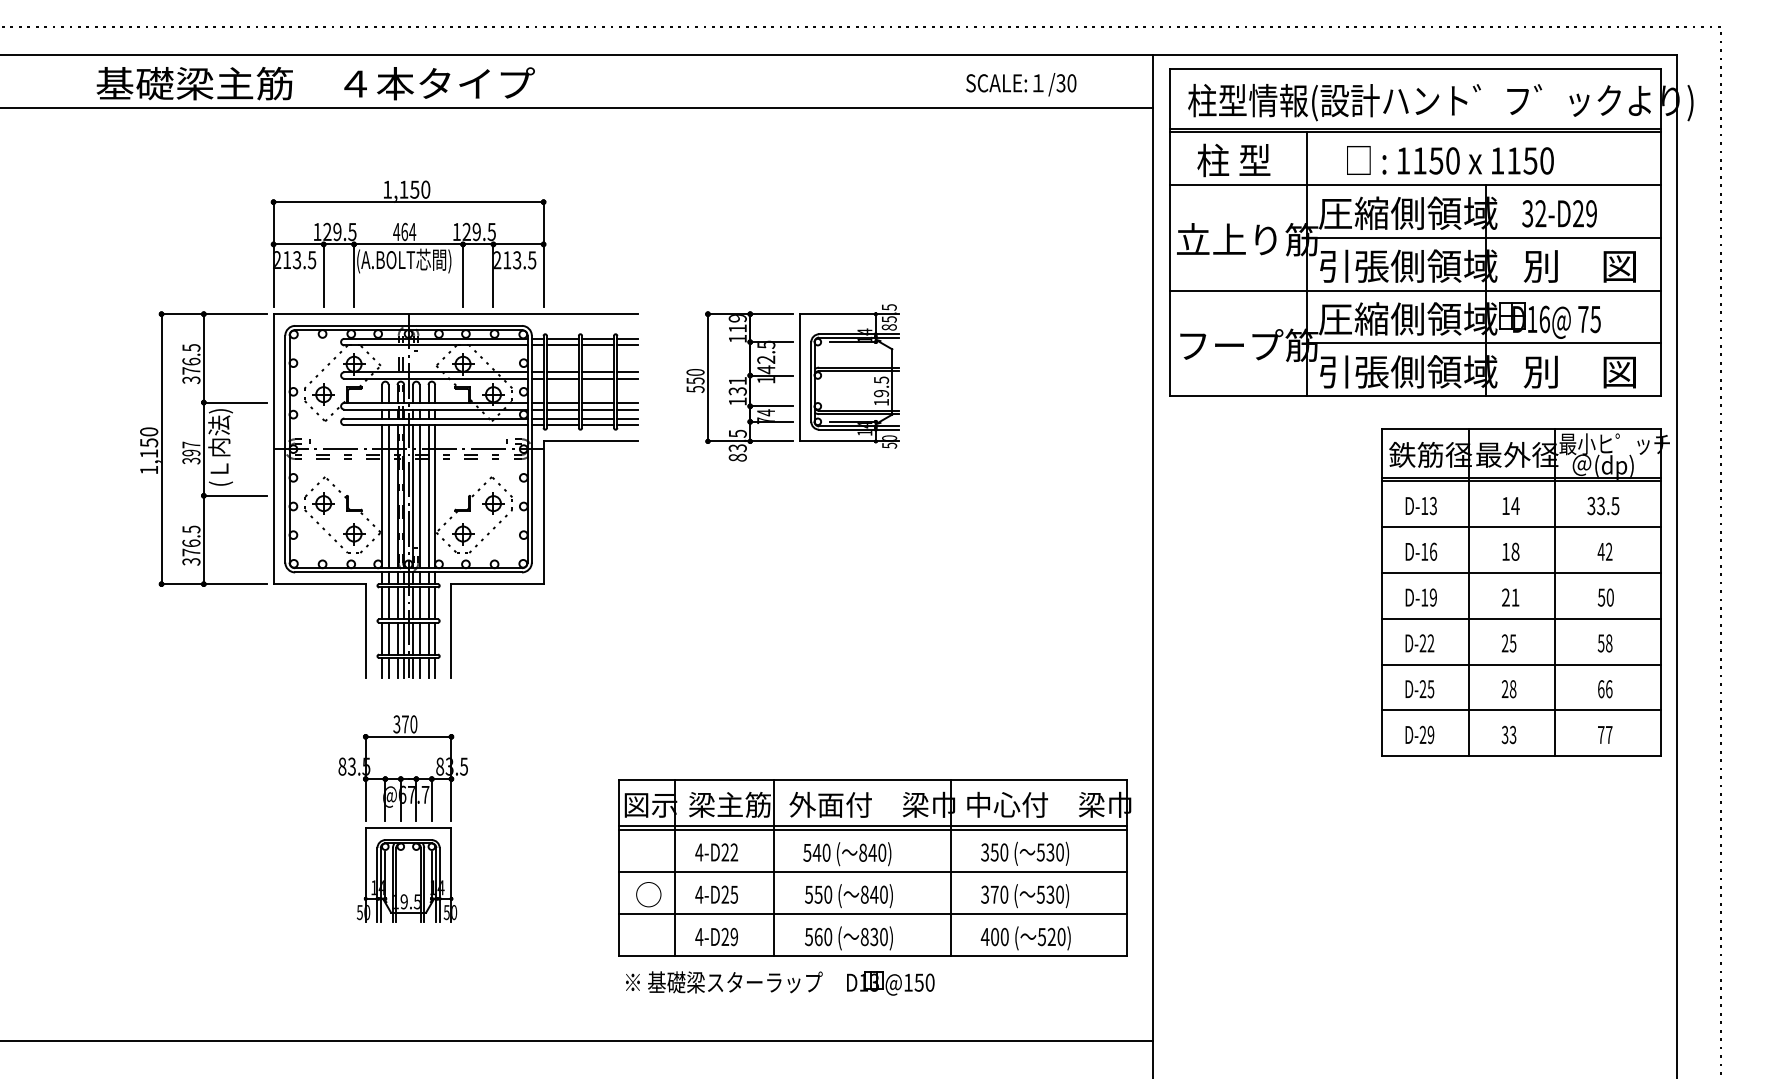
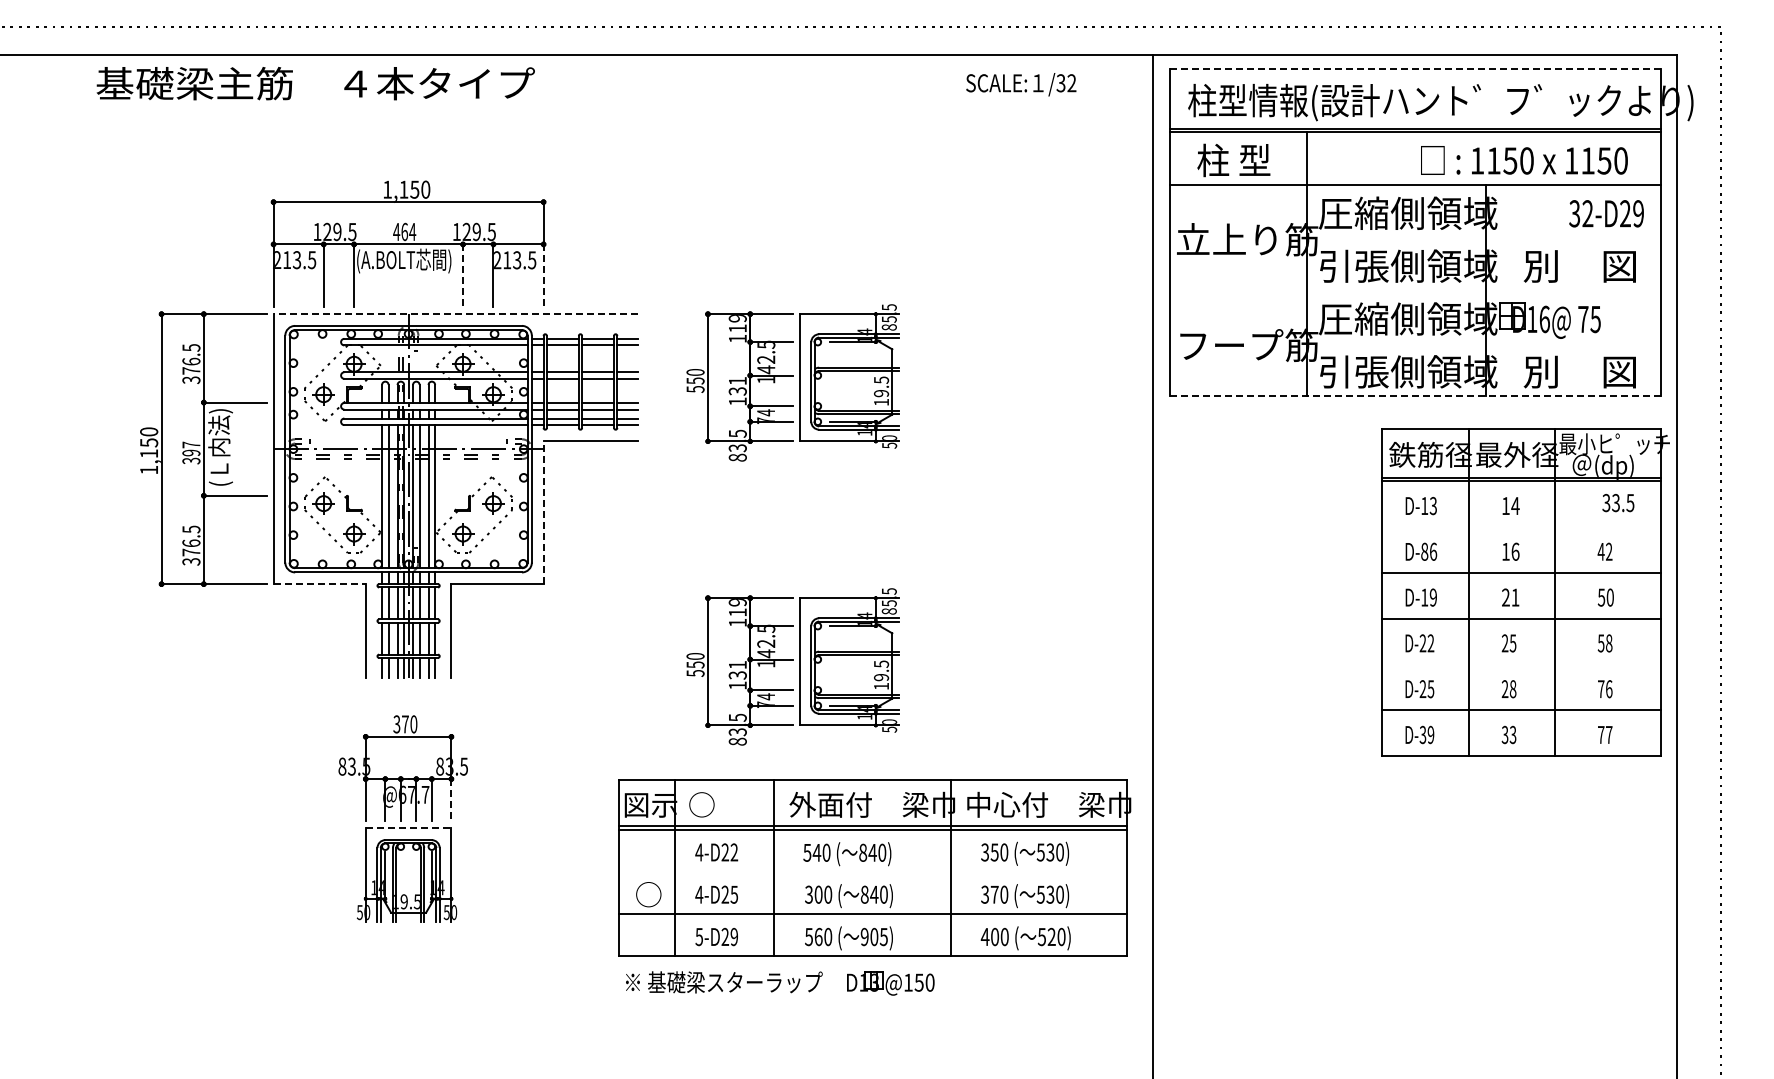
line: solid -> dashed (1415, 68)
text: /30 -> /32 (1071, 83)
line: present -> none (577, 108)
text position: (1450, 160) -> (1524, 160) (1524, 160)
text position: (1559, 213) -> (1606, 213) (1606, 213)
line: present -> none (1483, 237)
line: solid -> dashed (463, 276)
line: solid -> dashed (543, 276)
line: present -> none (1414, 290)
line: solid -> dashed (455, 314)
line: present -> none (1483, 343)
line: solid -> dashed (1415, 396)
text position: (1603, 506) -> (1618, 503) (1618, 503)
line: solid -> dashed (543, 512)
line: present -> none (1521, 527)
text: D-16 -> D-86 (1424, 551)
text: 18 -> 16 (1515, 551)
line: solid -> dashed (320, 584)
line: present -> none (1521, 664)
part: none -> present (792, 666)
text: 66 -> 76 (1601, 689)
text: D-29 -> D-39 (1422, 735)
line: solid -> dashed (451, 800)
text: 梁主筋 -> ○ (729, 804)
line: solid -> dashed (408, 828)
line: present -> none (872, 871)
text: 550 -> 300 (813, 894)
text: 4-D29 -> 5-D29 (699, 937)
text: 830) -> 905) (873, 937)
line: present -> none (577, 1040)
